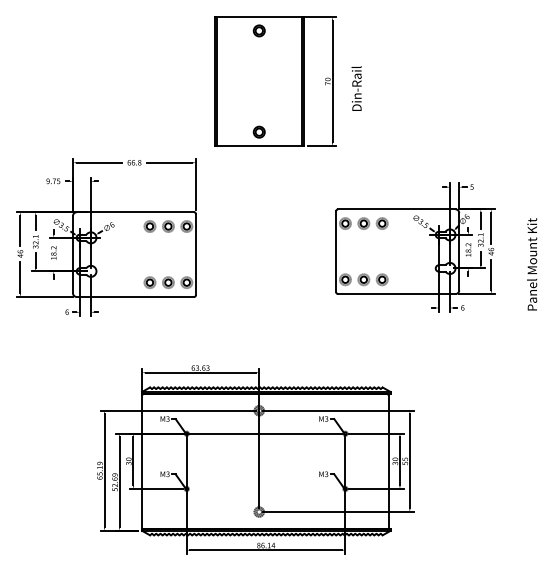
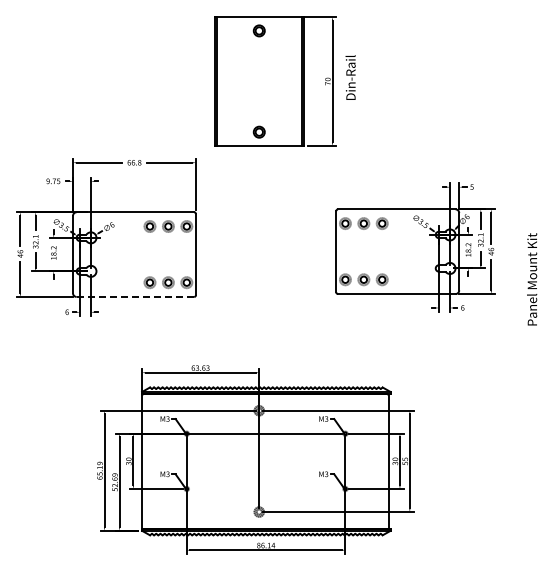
text position: (356, 88) -> (350, 77) (350, 77)
text position: (532, 264) -> (532, 279) (532, 279)
line: solid -> dashed (135, 296)
